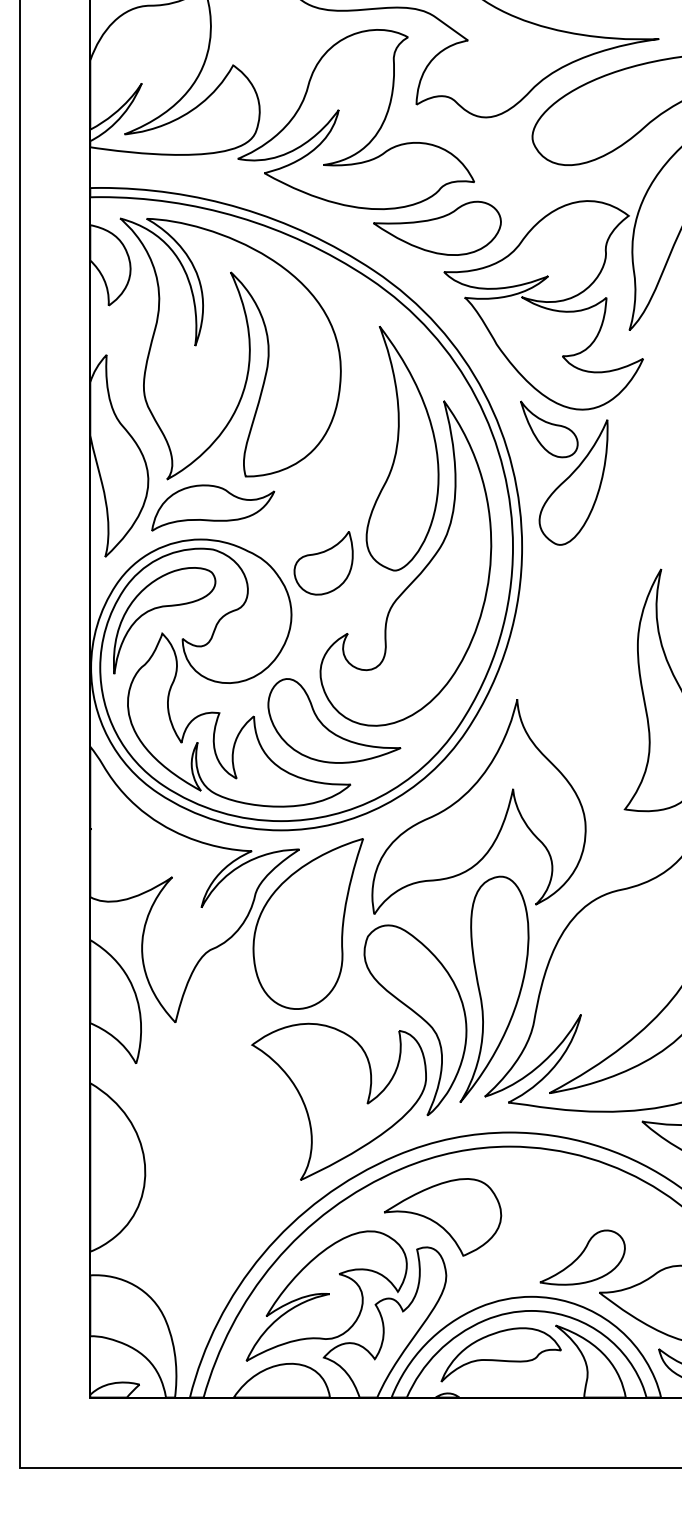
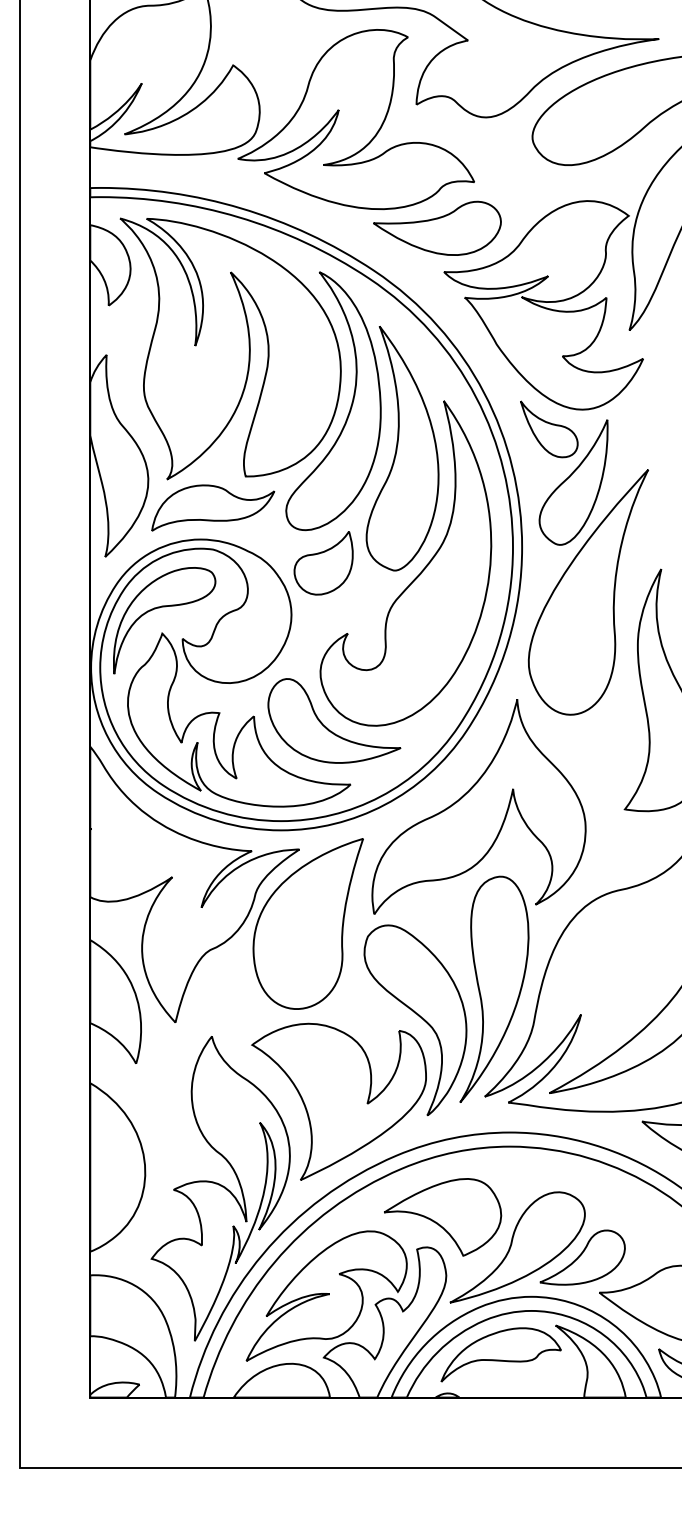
part: none -> present (350, 405)
part: none -> present (588, 592)
part: none -> present (220, 1188)
part: none -> present (517, 1247)
